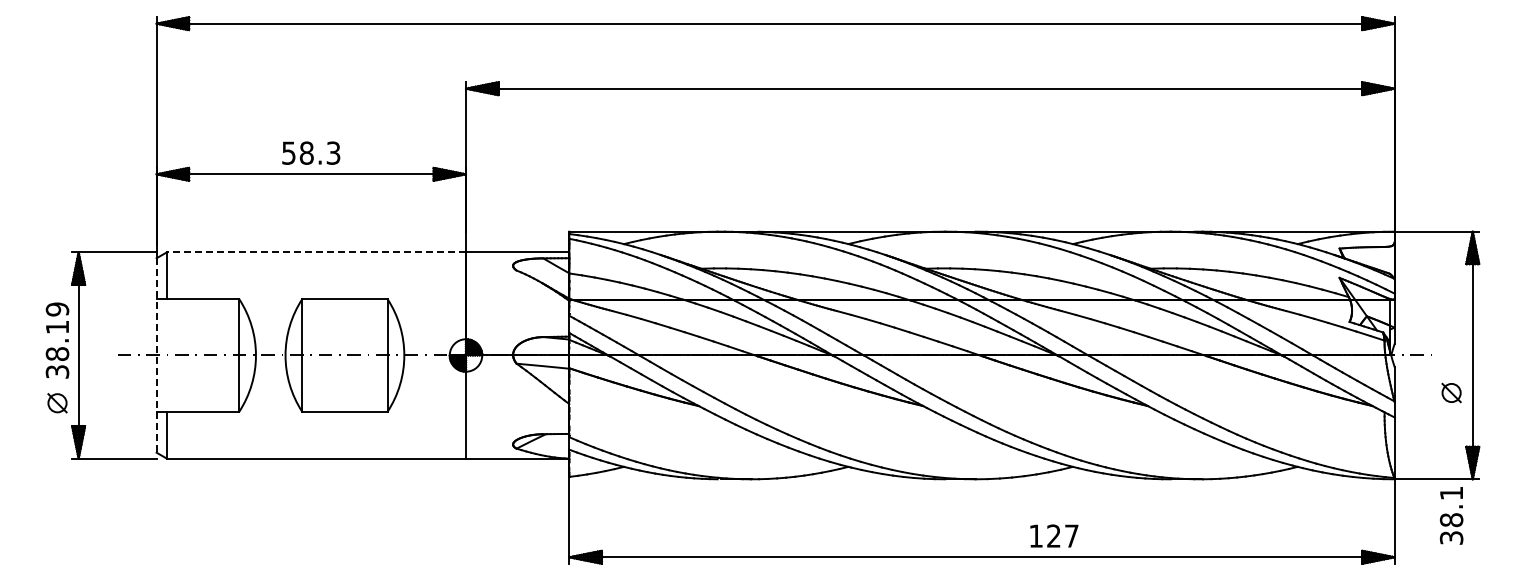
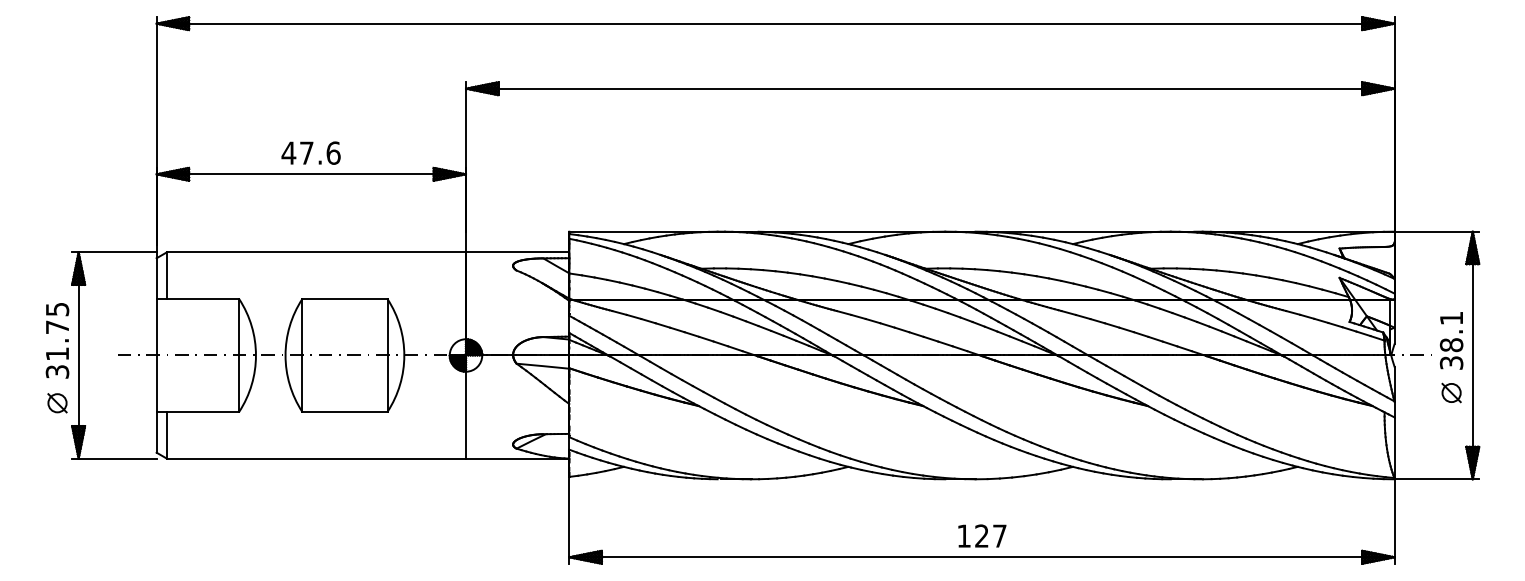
text: 58.3 -> 47.6 (310, 152)
line: dashed -> solid (316, 252)
text: 38.19 -> 31.75 (57, 331)
line: dashed -> solid (156, 355)
text position: (1451, 515) -> (1451, 340) (1451, 340)
text position: (1054, 535) -> (982, 535) (982, 535)
